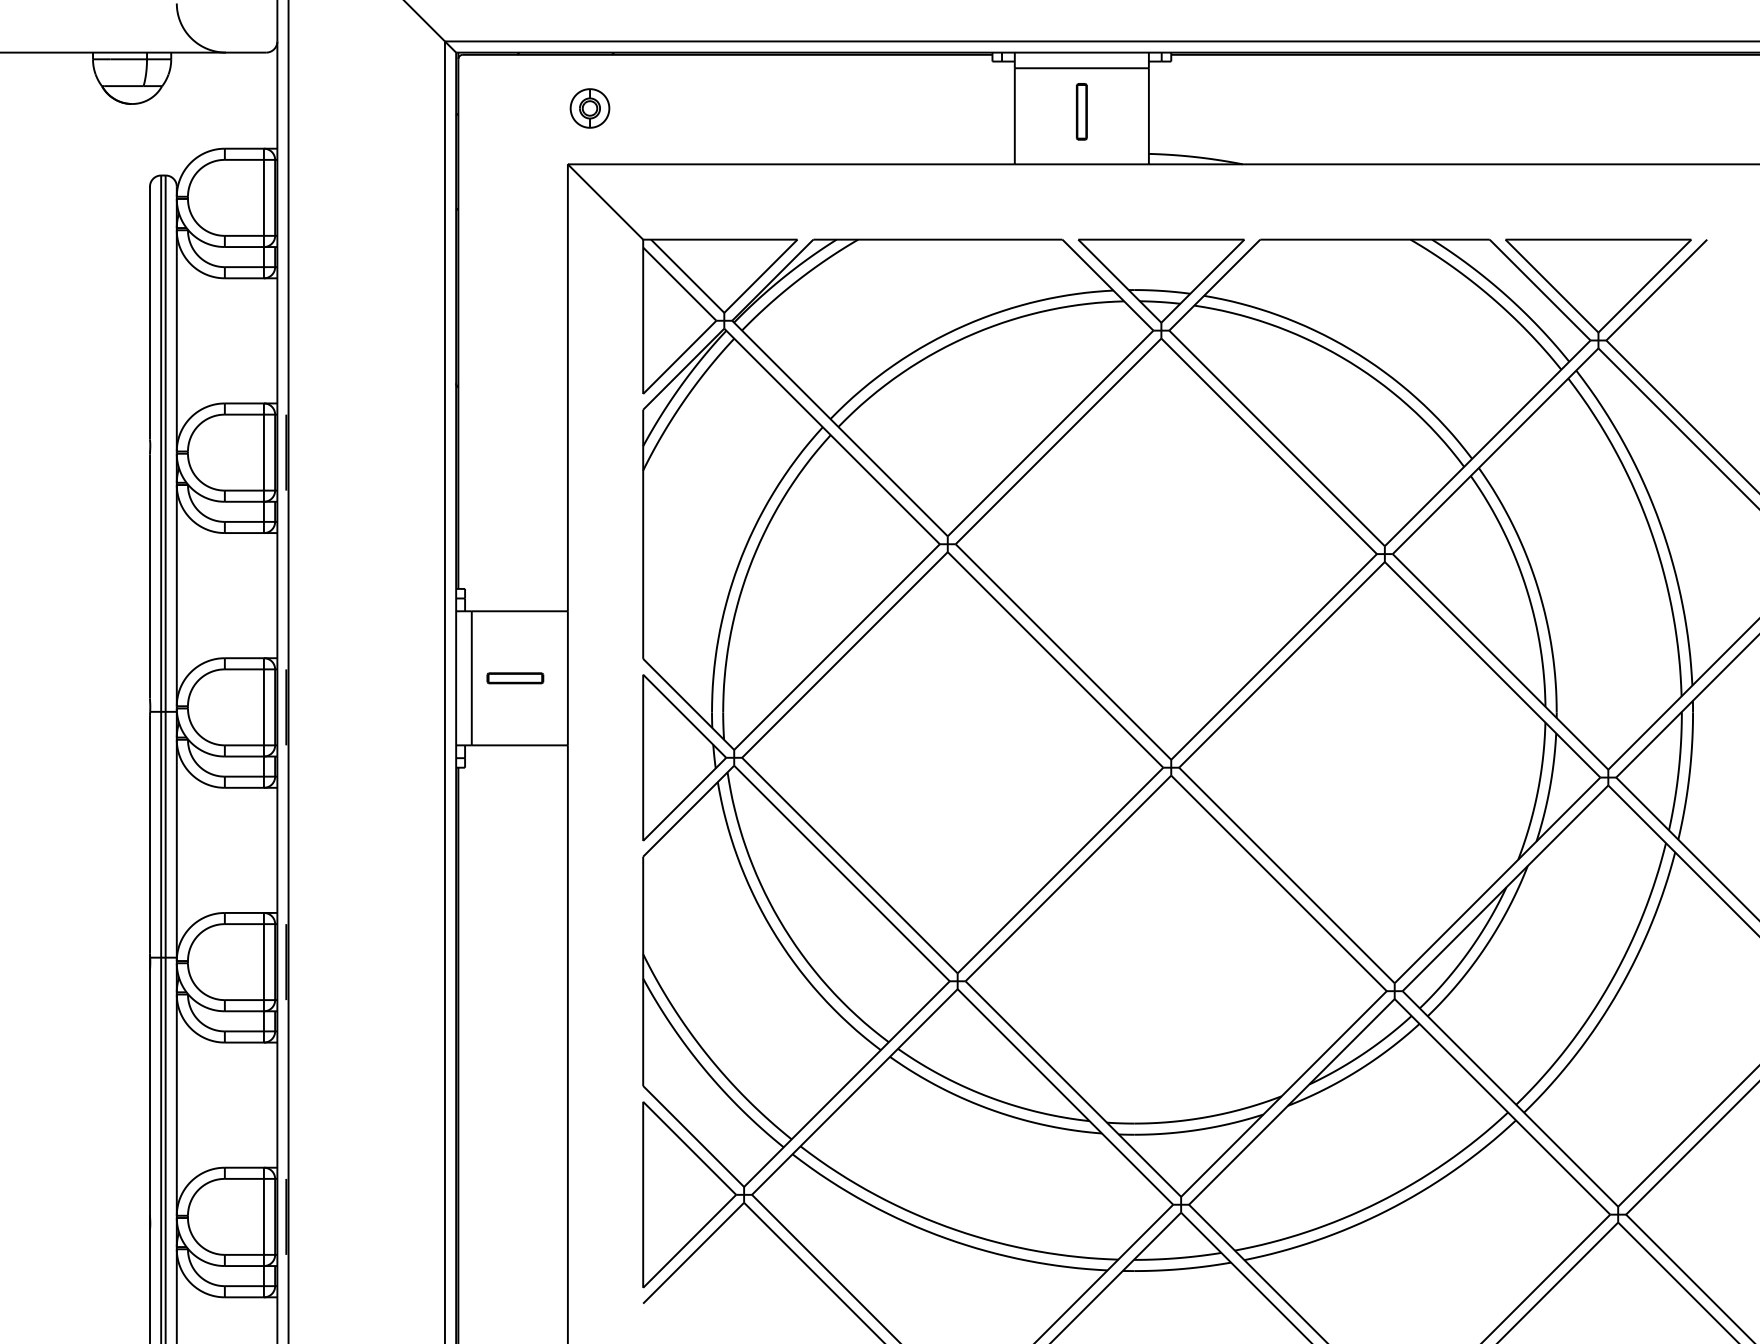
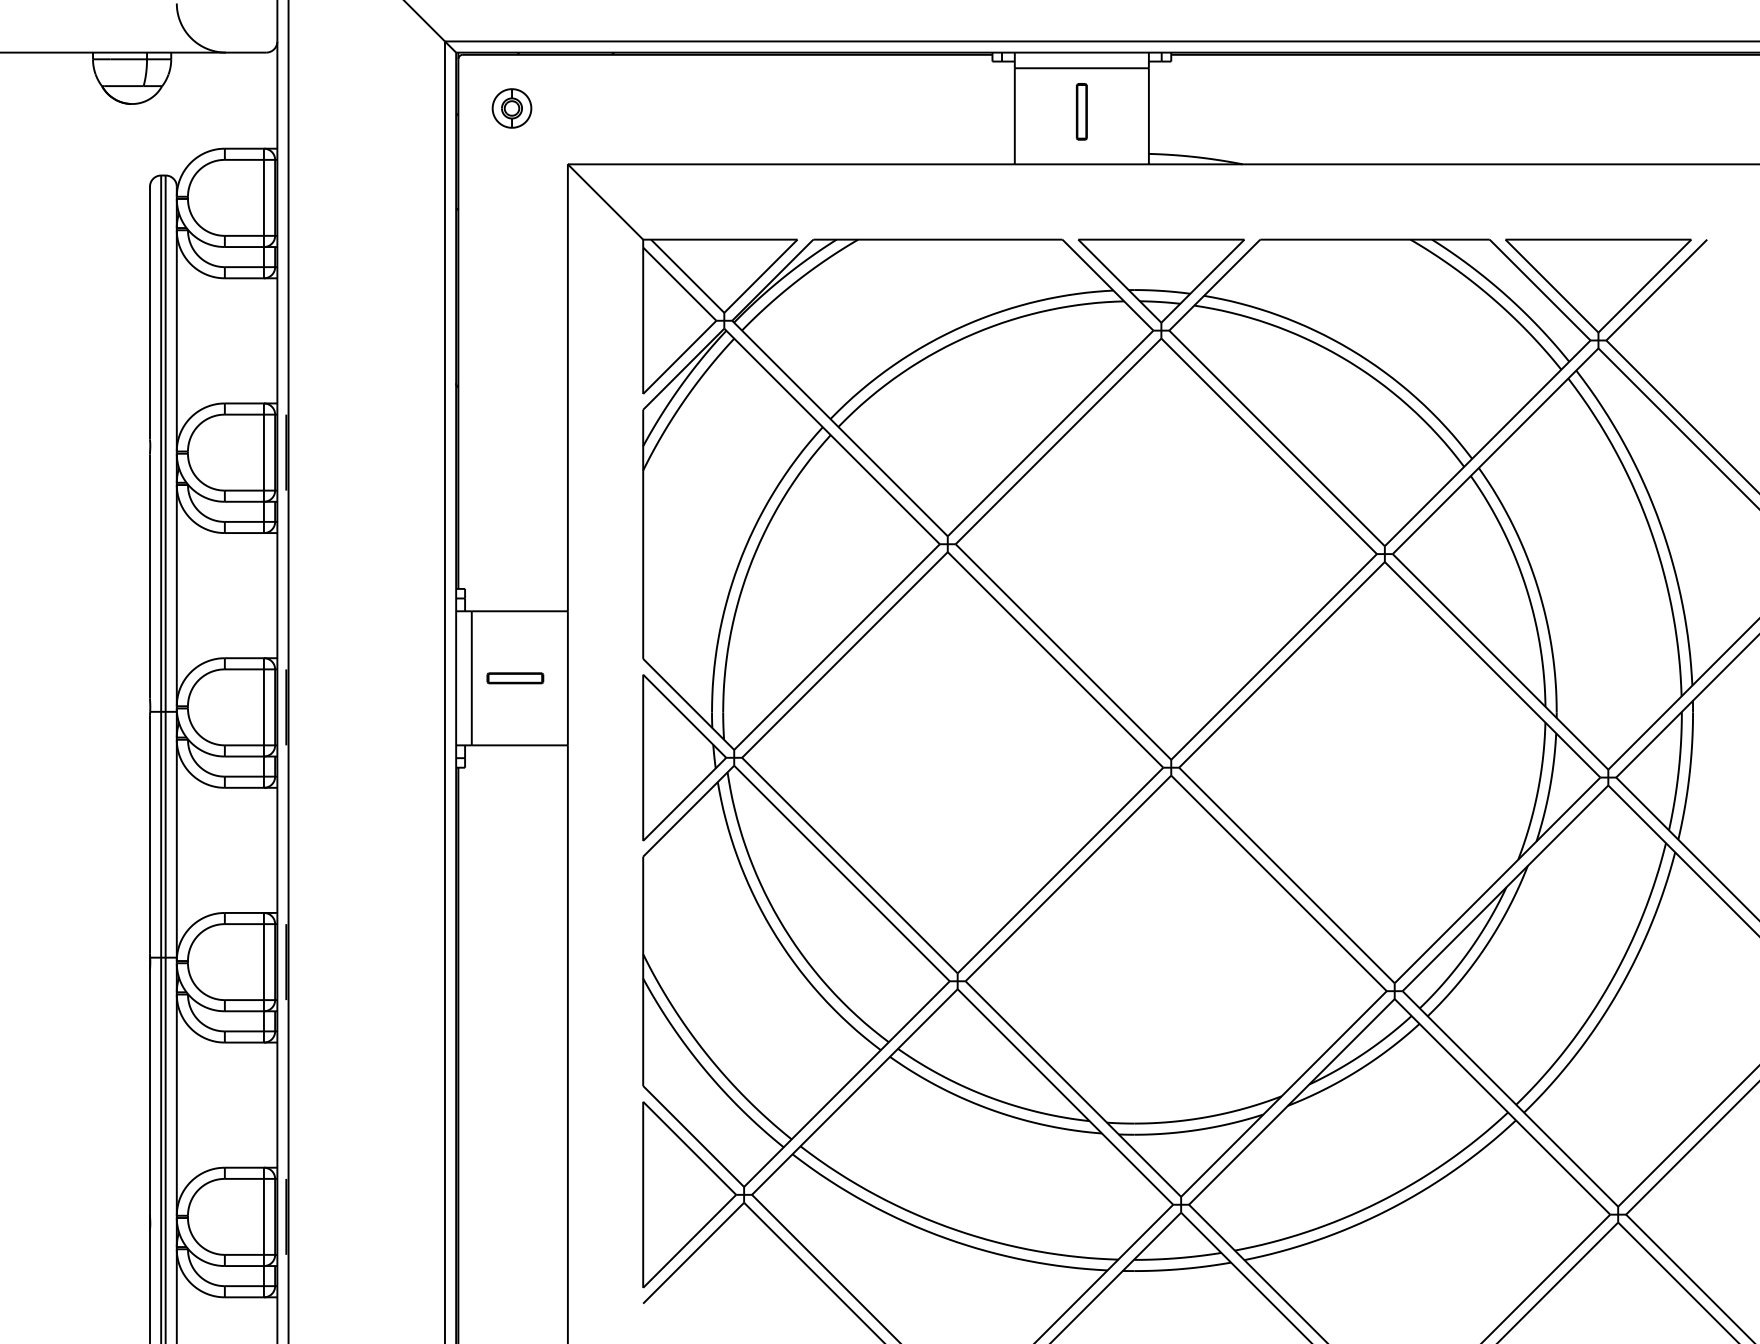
part position: (589, 108) -> (511, 108) (511, 108)
